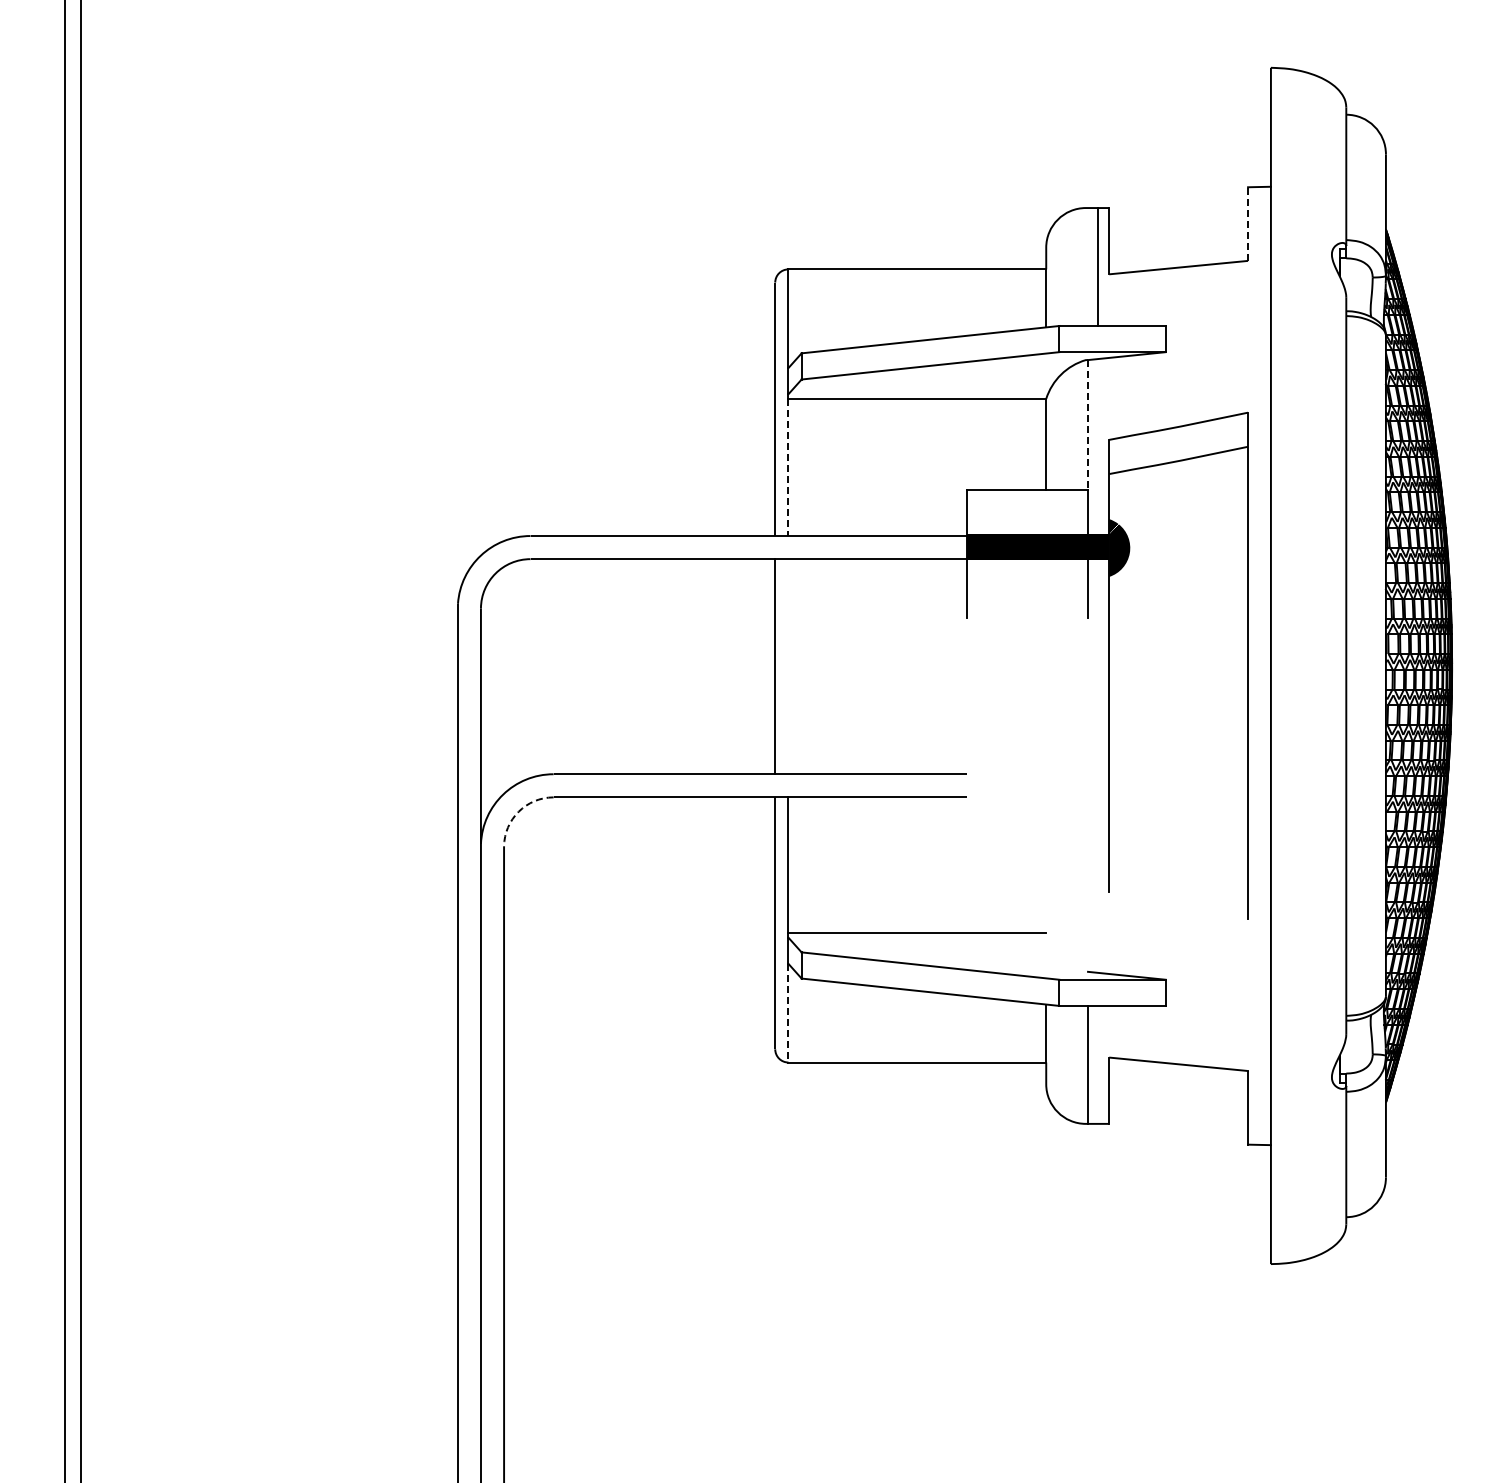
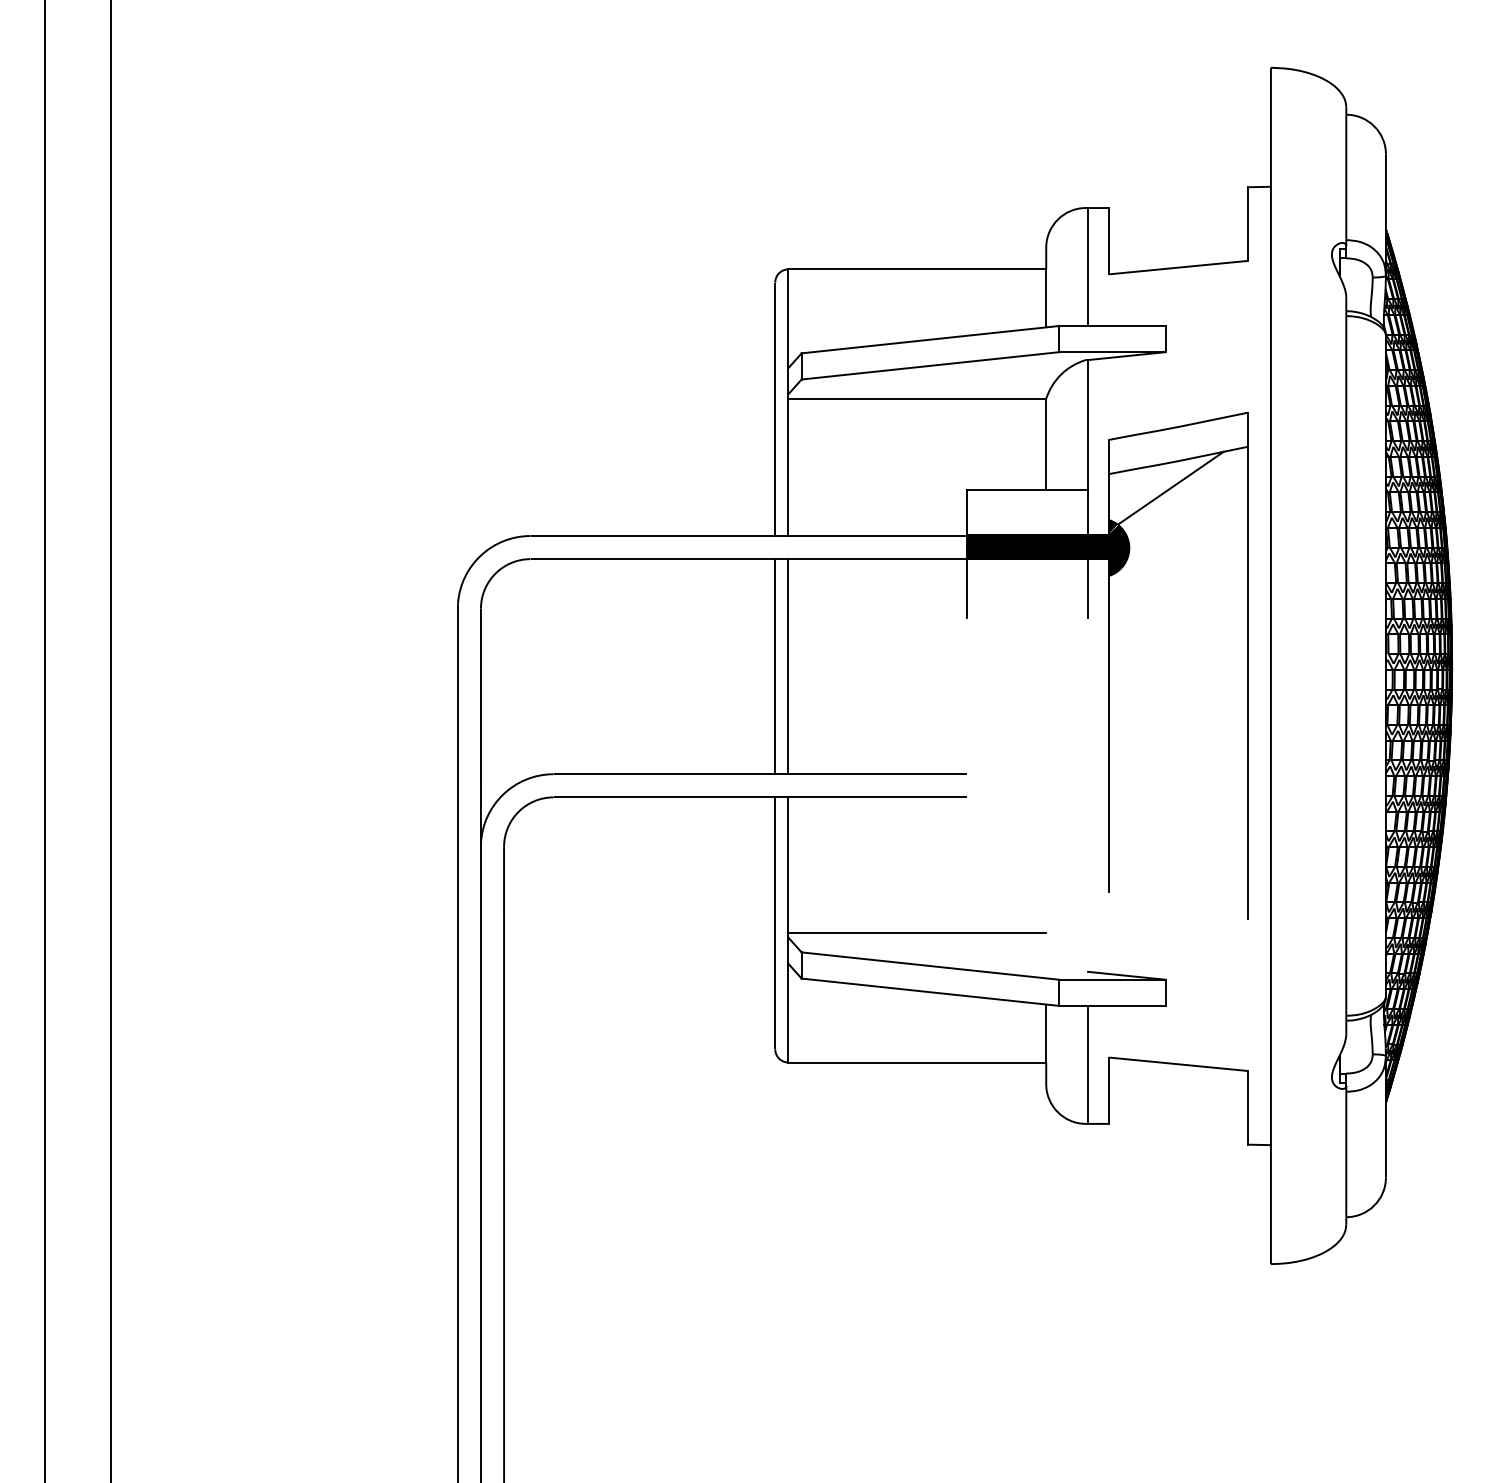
line: dashed -> solid (1248, 224)
line position: (1098, 266) -> (1088, 266) (1088, 266)
line: dashed -> solid (1088, 424)
line: dashed -> solid (788, 467)
line: none -> present (1170, 487)
line: none -> present (788, 666)
line position: (64, 740) -> (44, 740) (44, 740)
line position: (81, 740) -> (111, 740) (111, 740)
arc: dashed -> solid (518, 811)
line: dashed -> solid (788, 1013)
